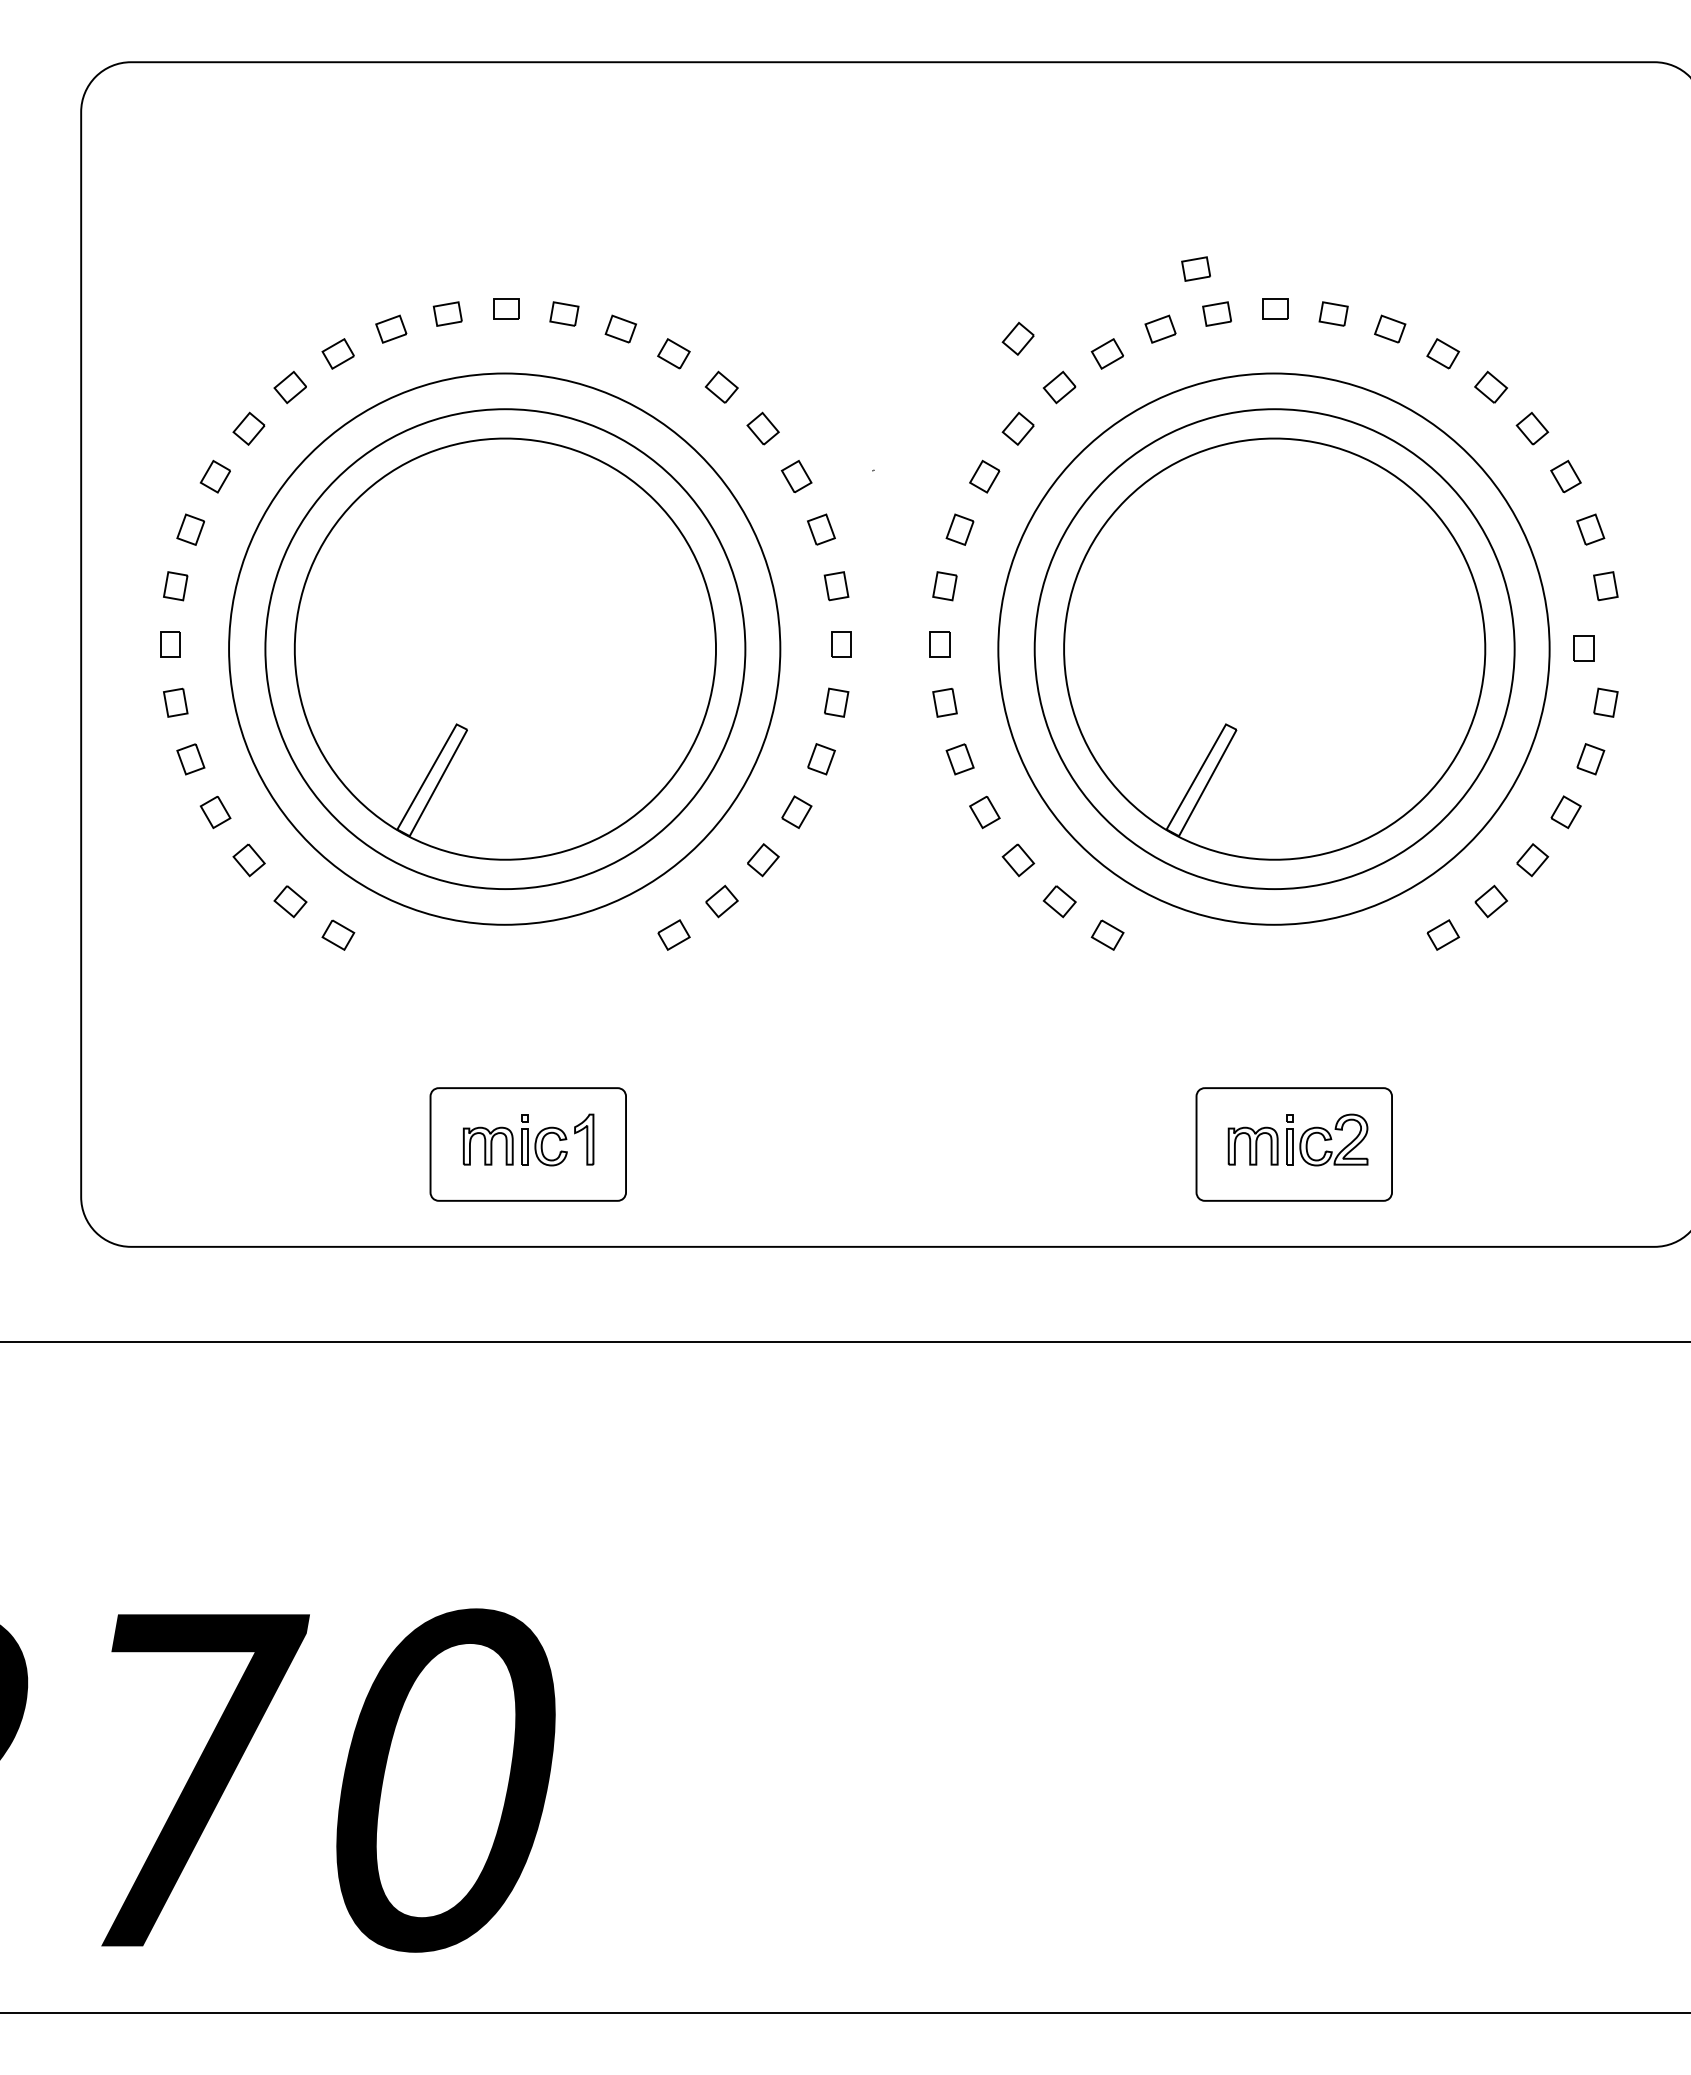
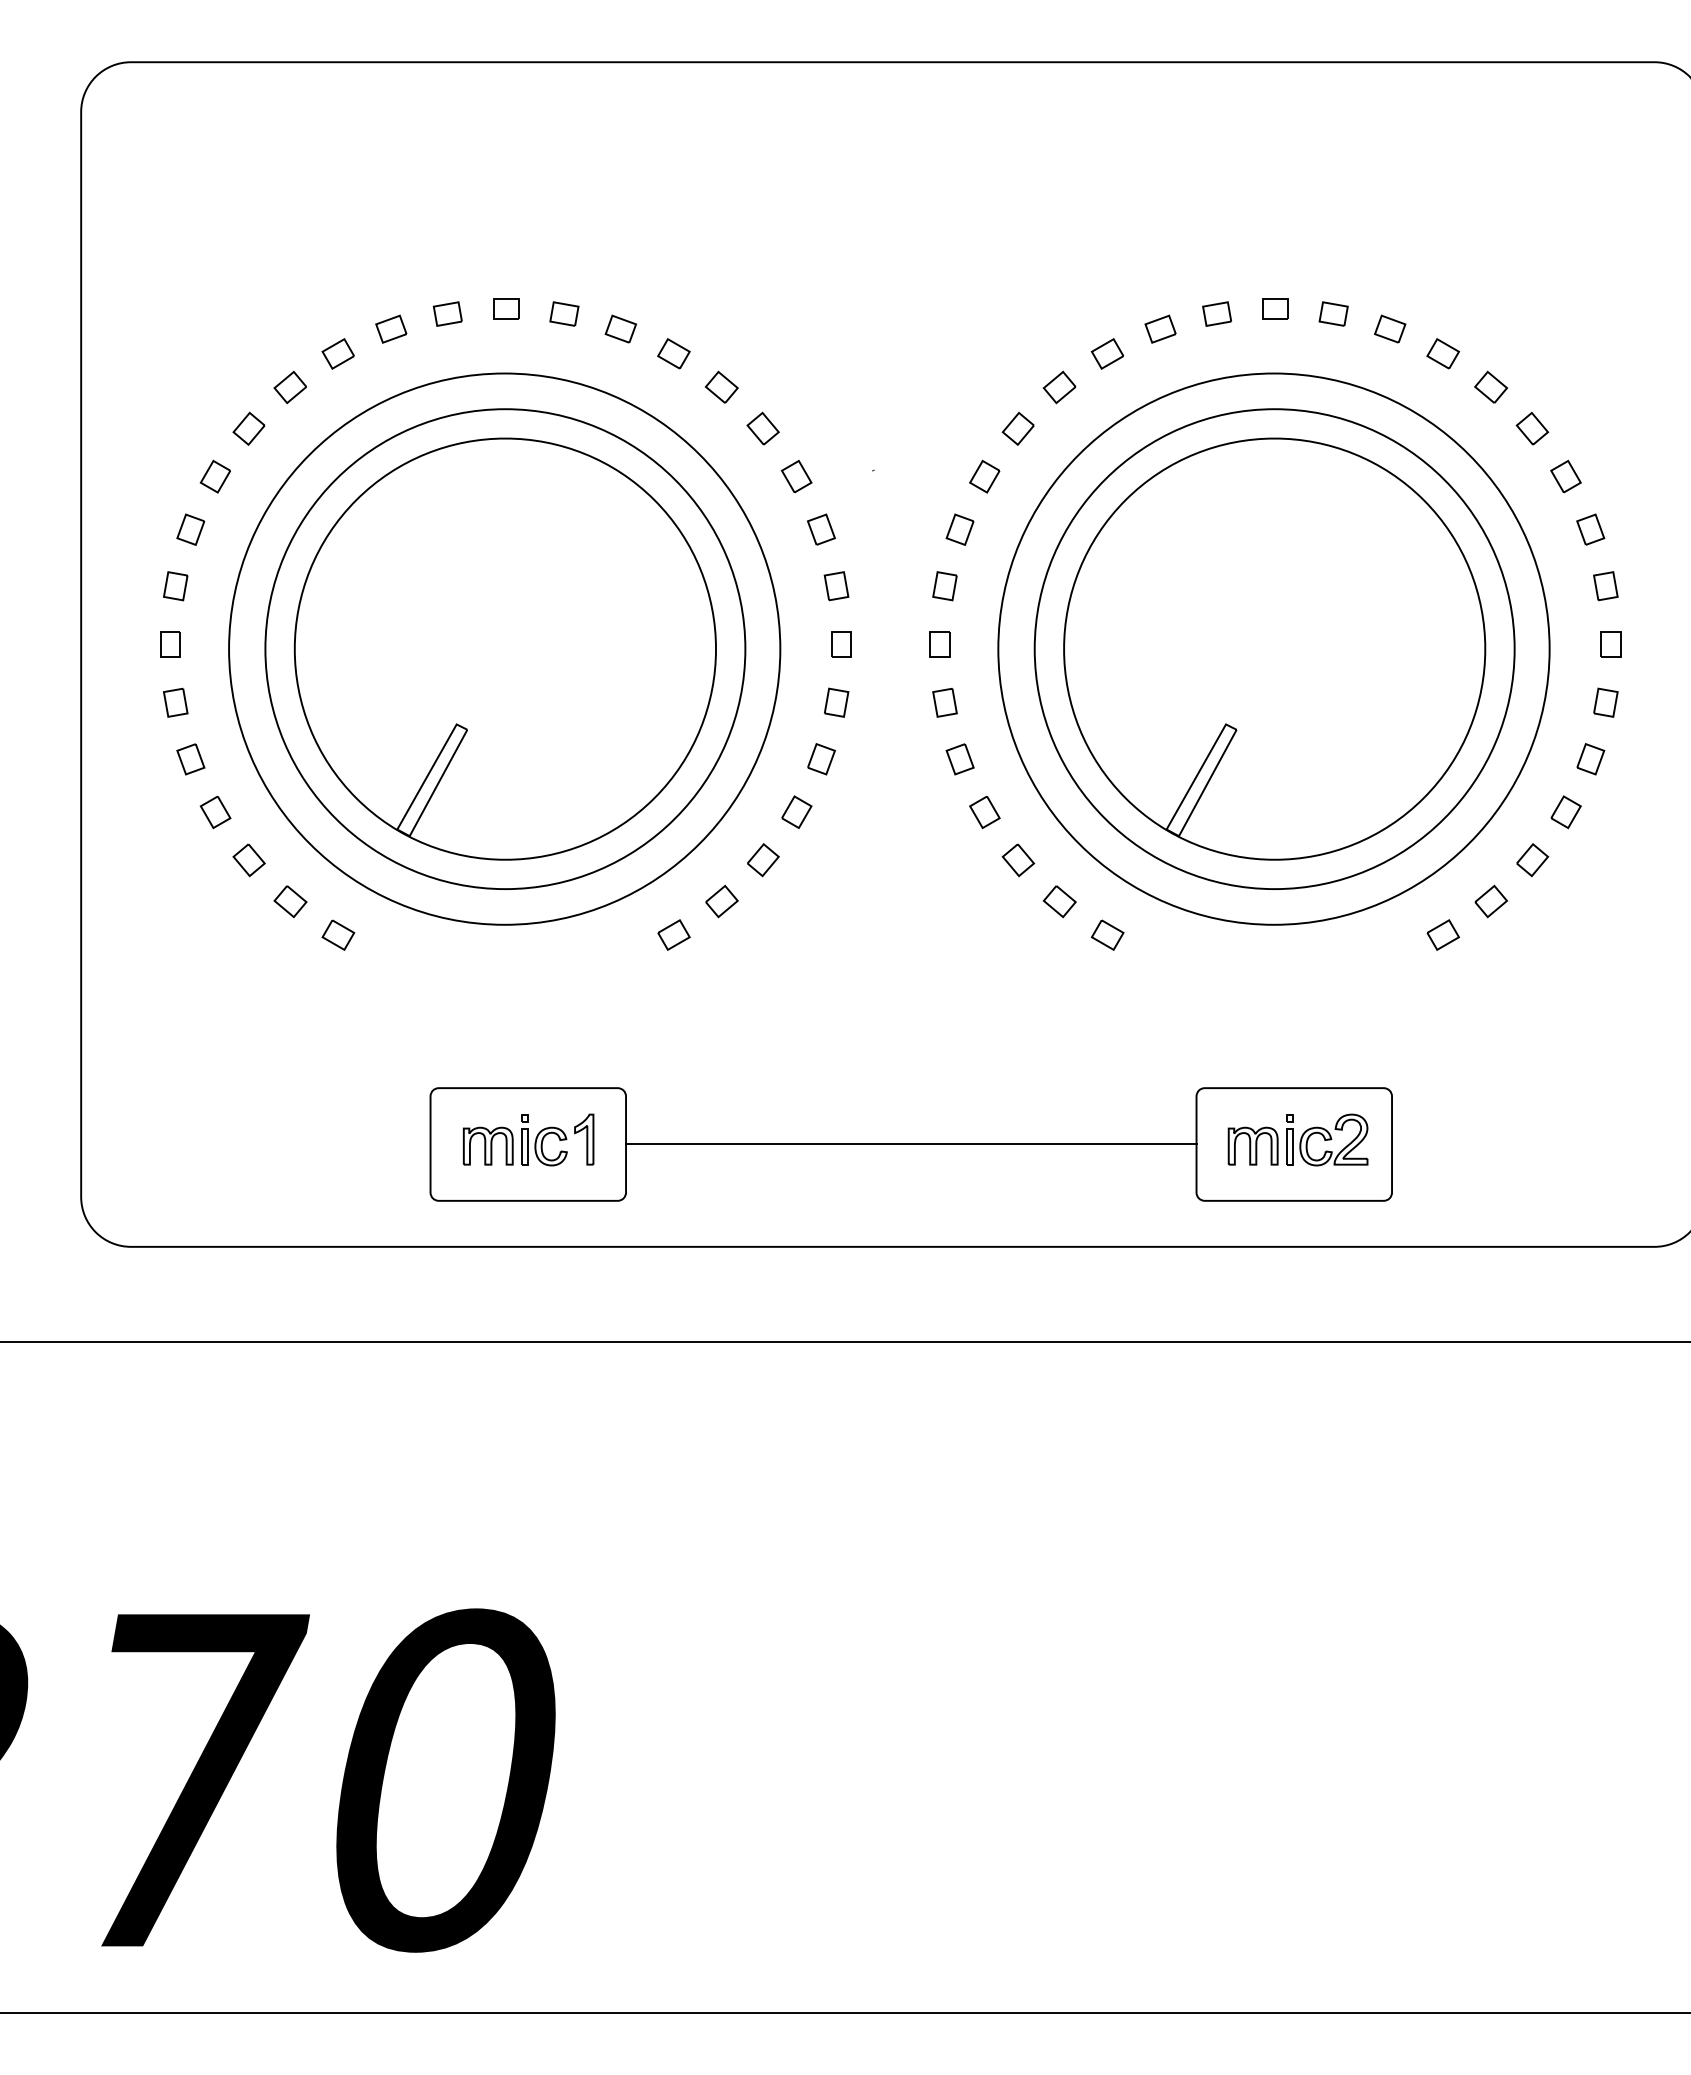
part: present -> none (1195, 268)
part: present -> none (1017, 338)
part position: (1583, 648) -> (1610, 644) (1610, 644)
line: none -> present (911, 1144)
